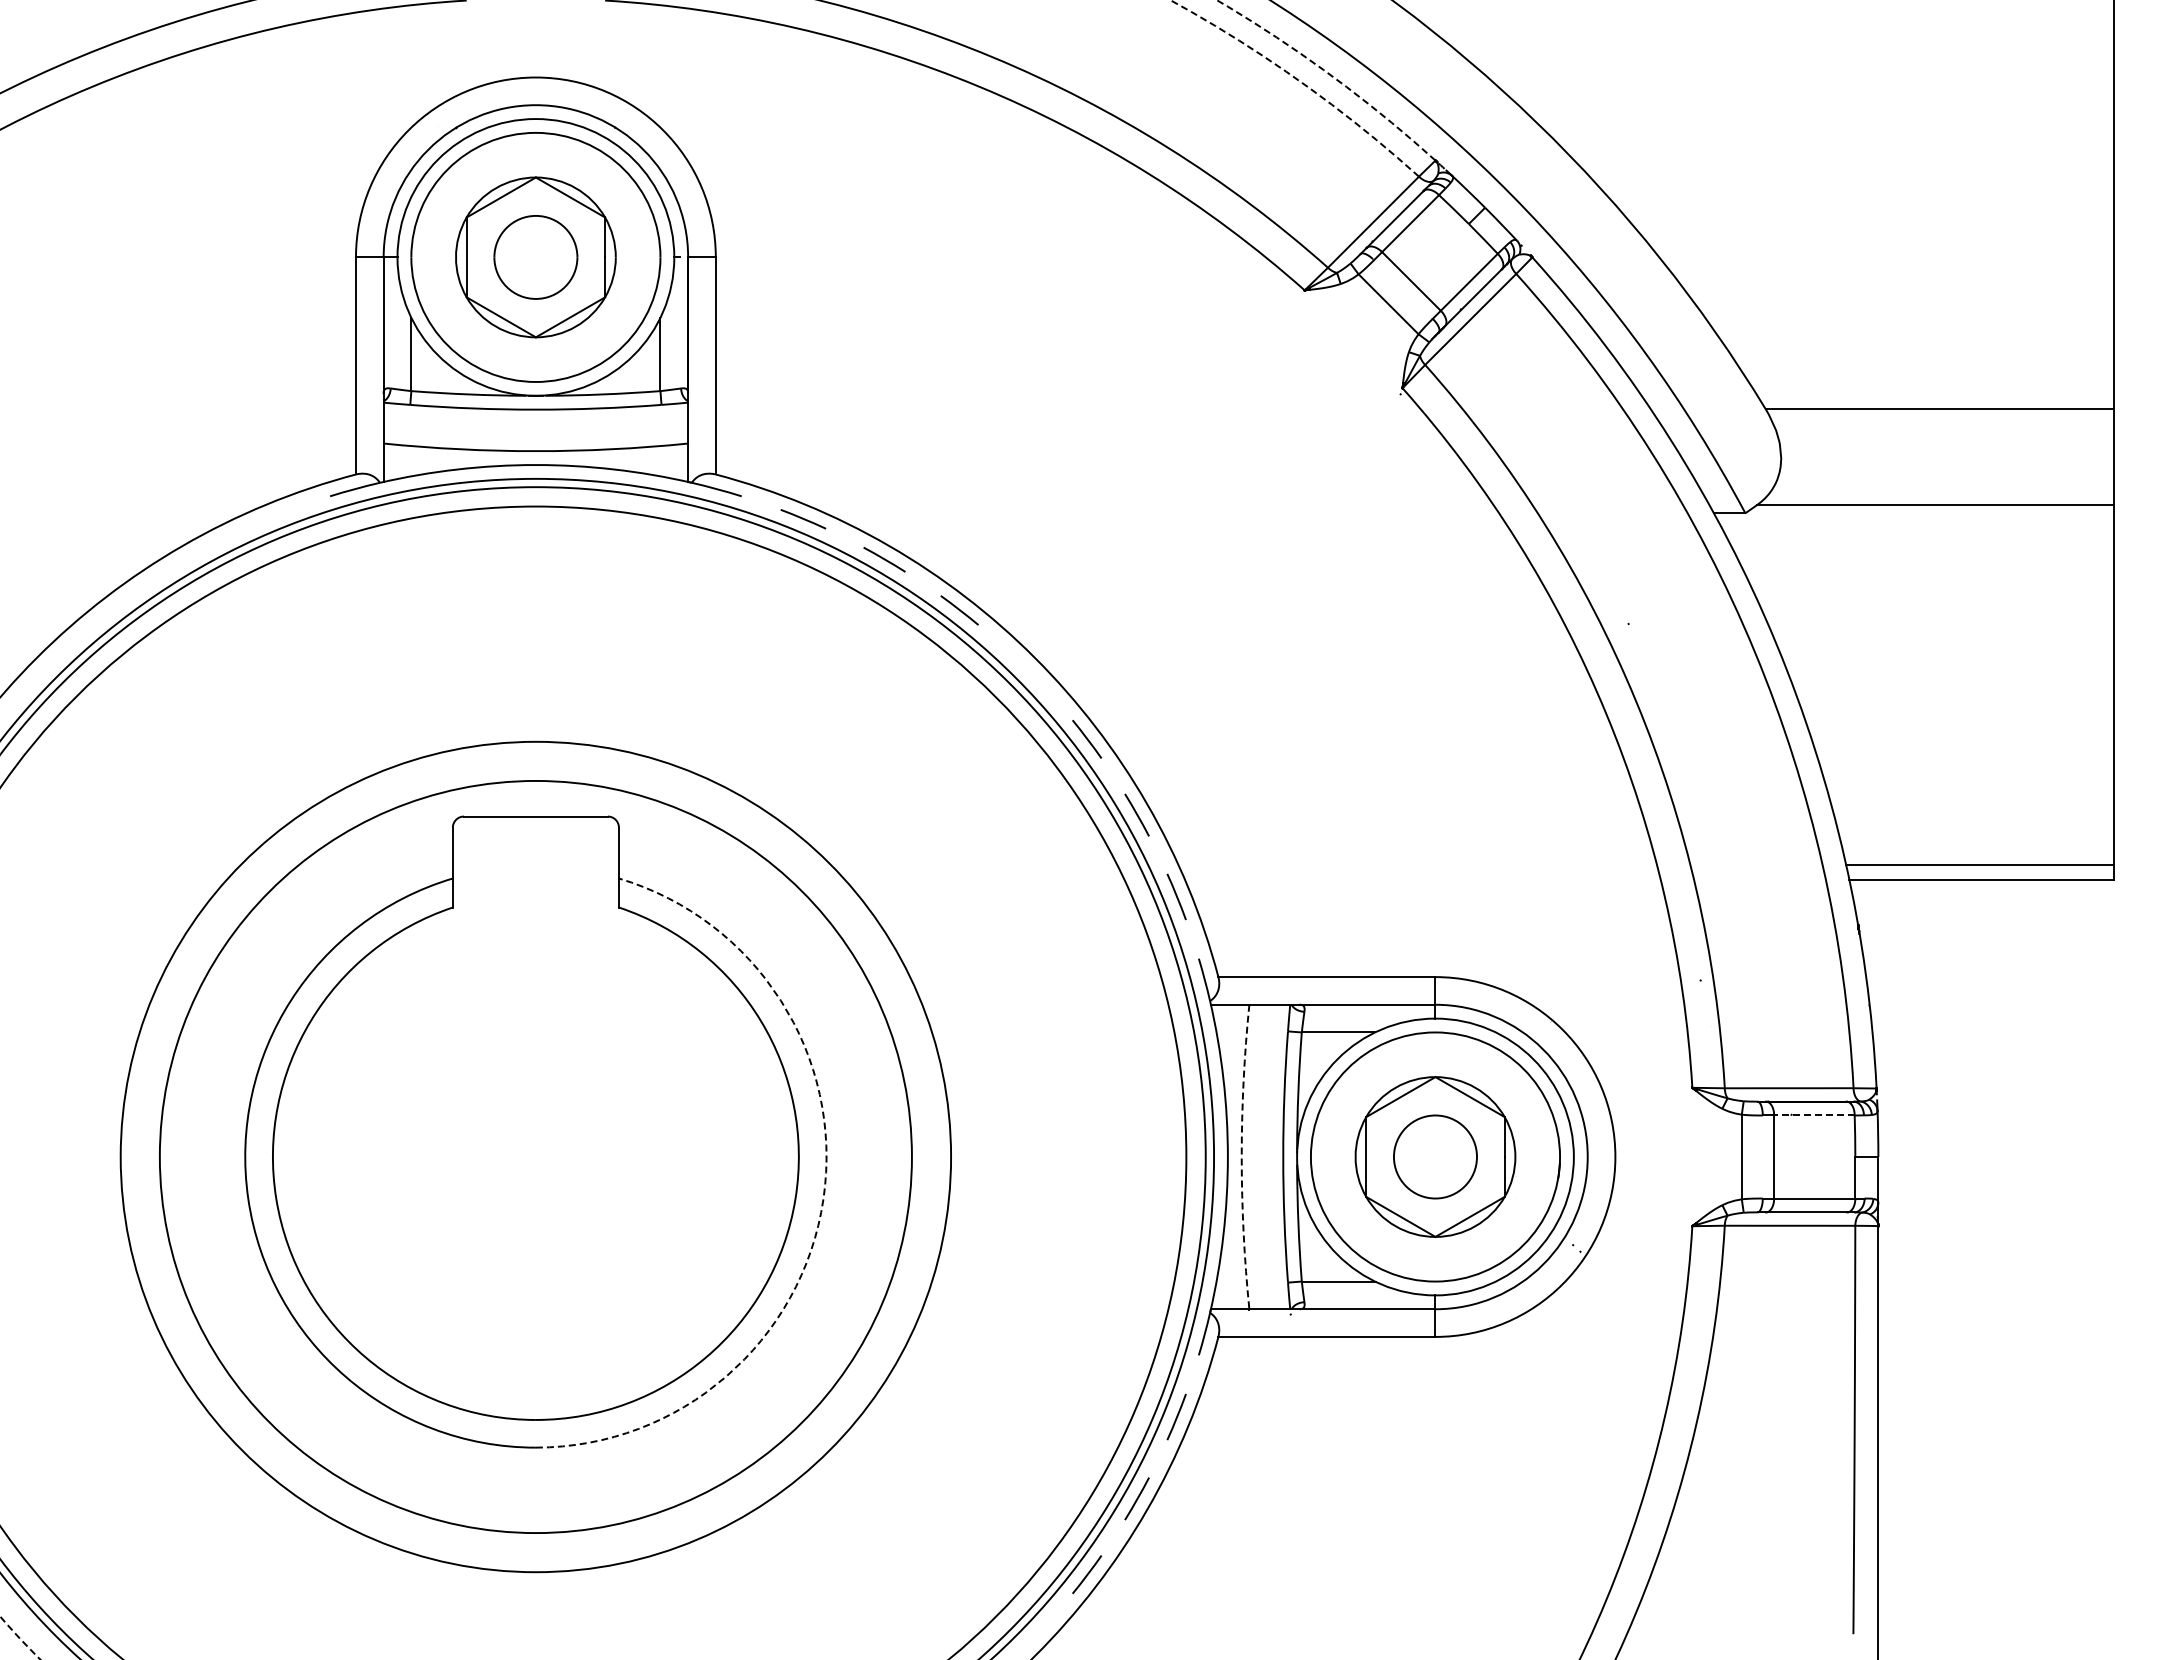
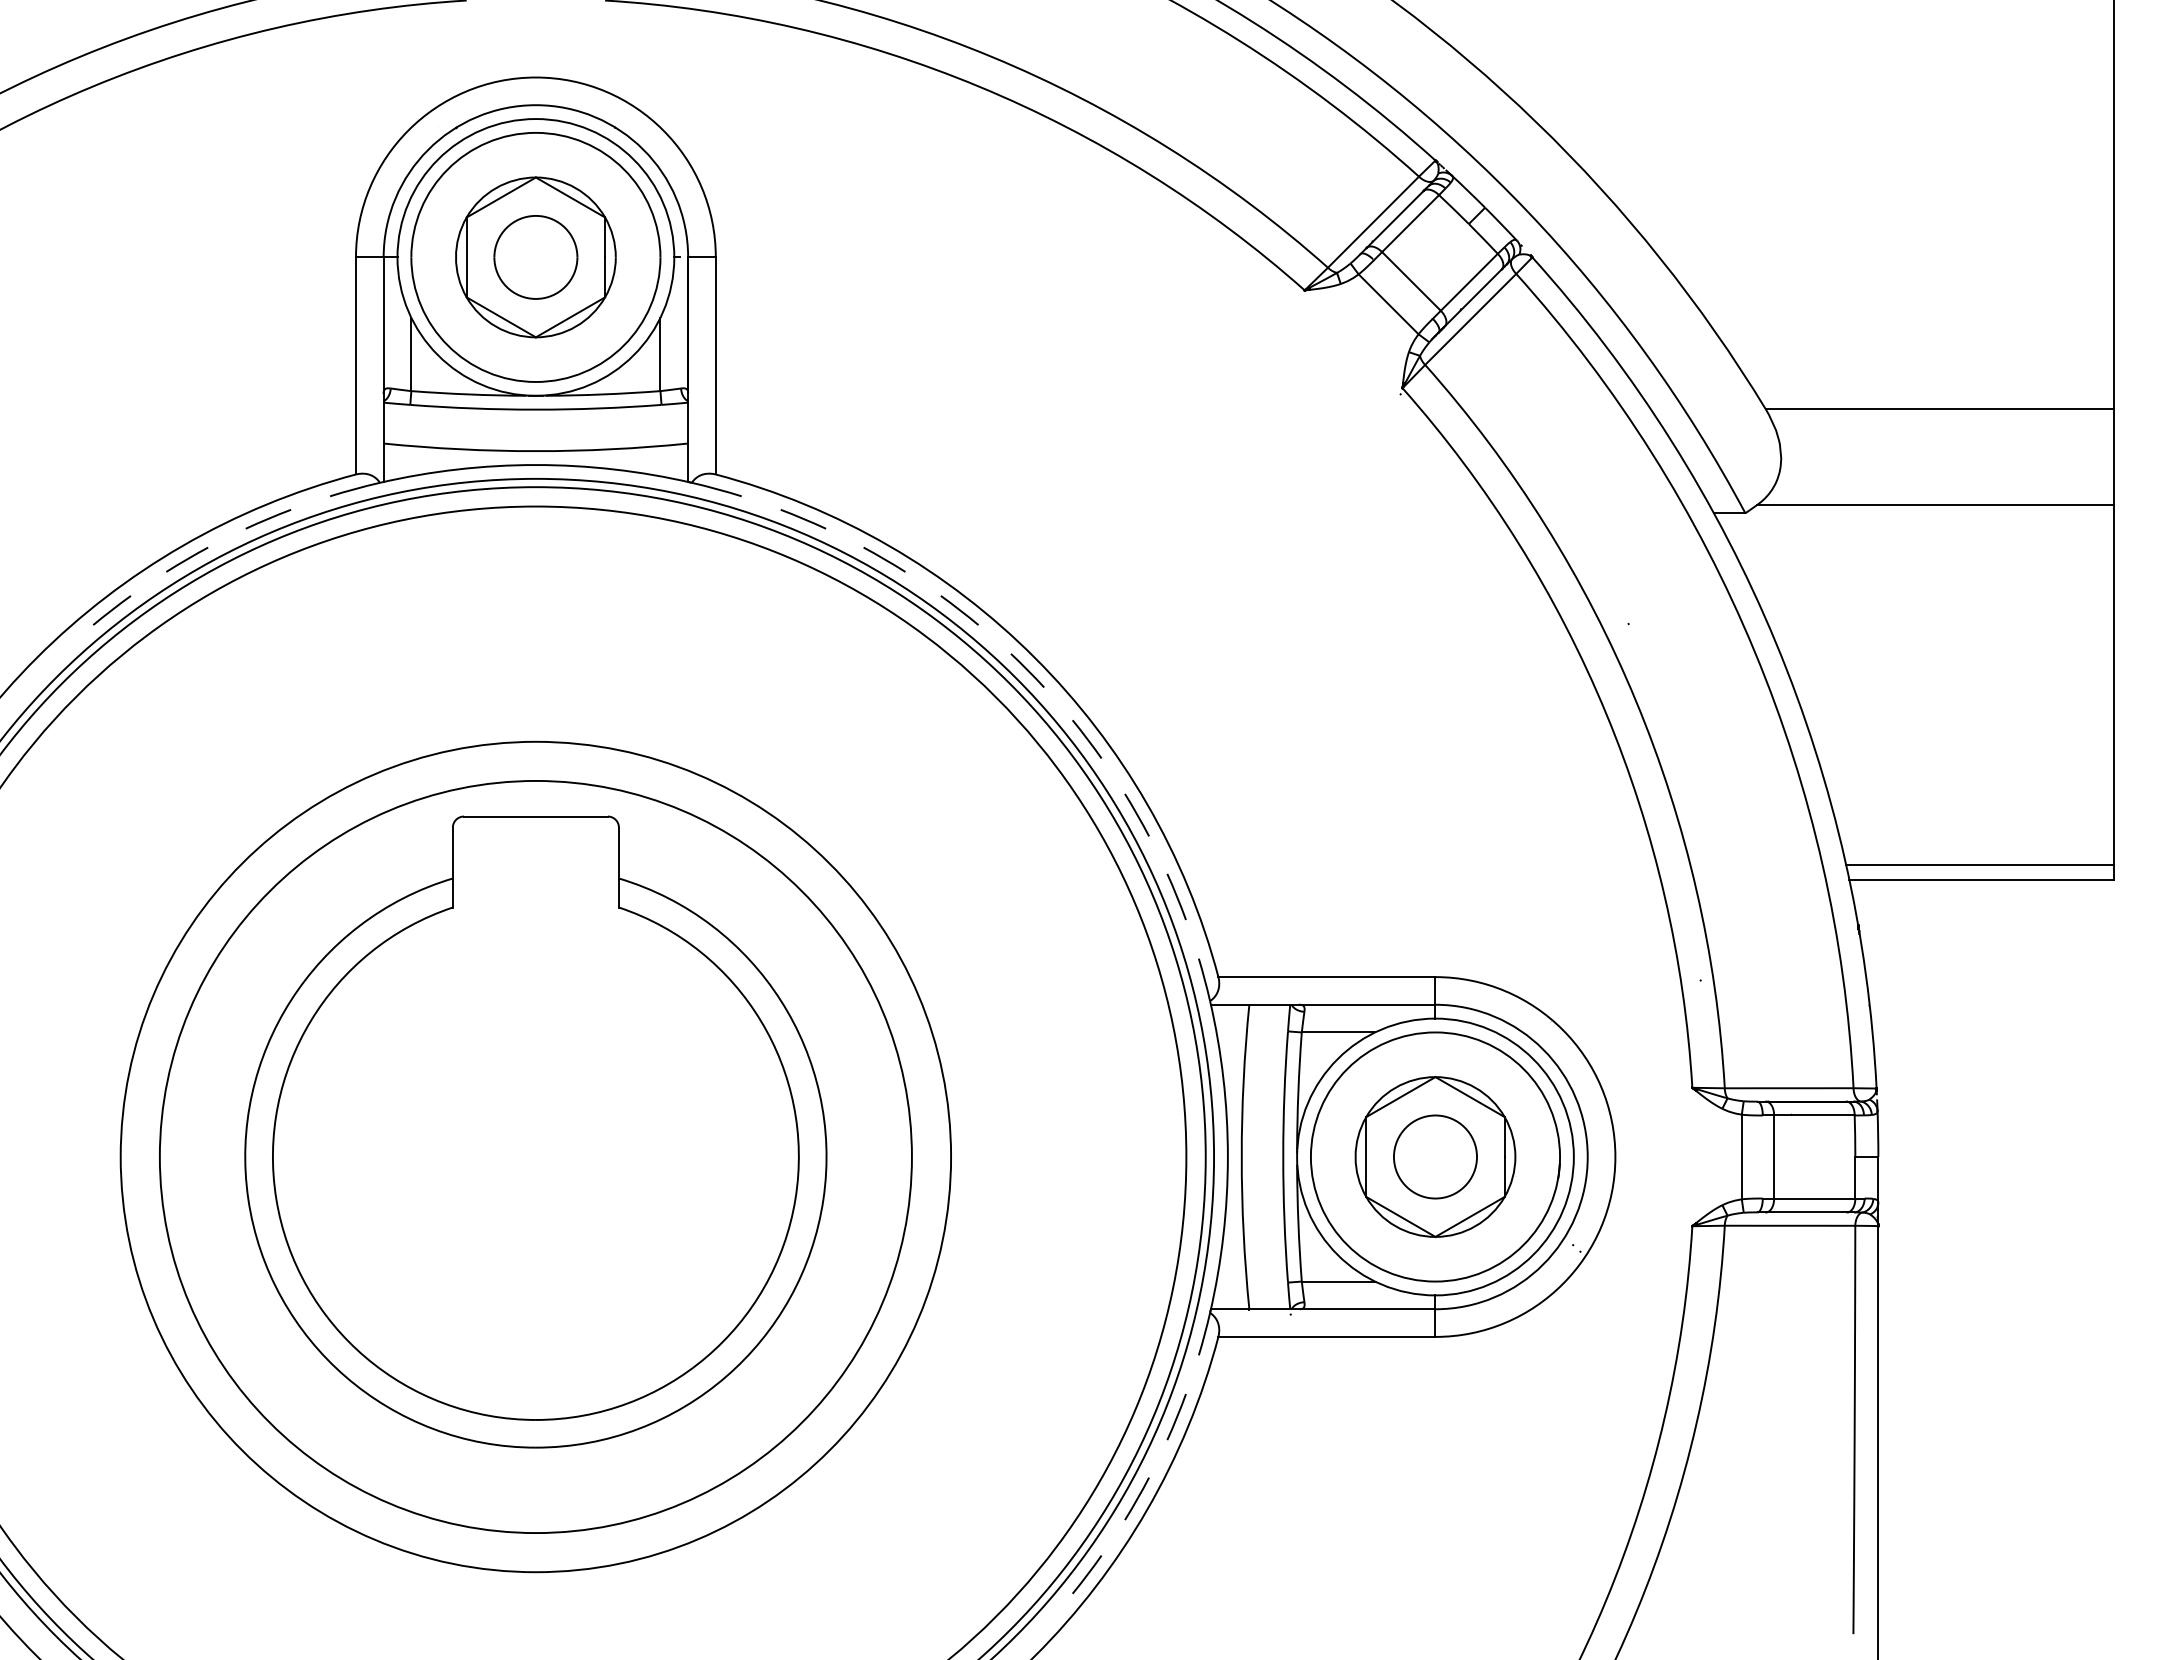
arc: dashed -> solid (1329, 74)
arc: dashed -> solid (1301, 82)
line: none -> present (268, 519)
line: none -> present (187, 559)
line: none -> present (111, 610)
line: none -> present (1027, 670)
line: dashed -> solid (1813, 1115)
arc: dashed -> solid (1241, 1157)
arc: dashed -> solid (823, 1198)
arc: dashed -> solid (20, 1638)
